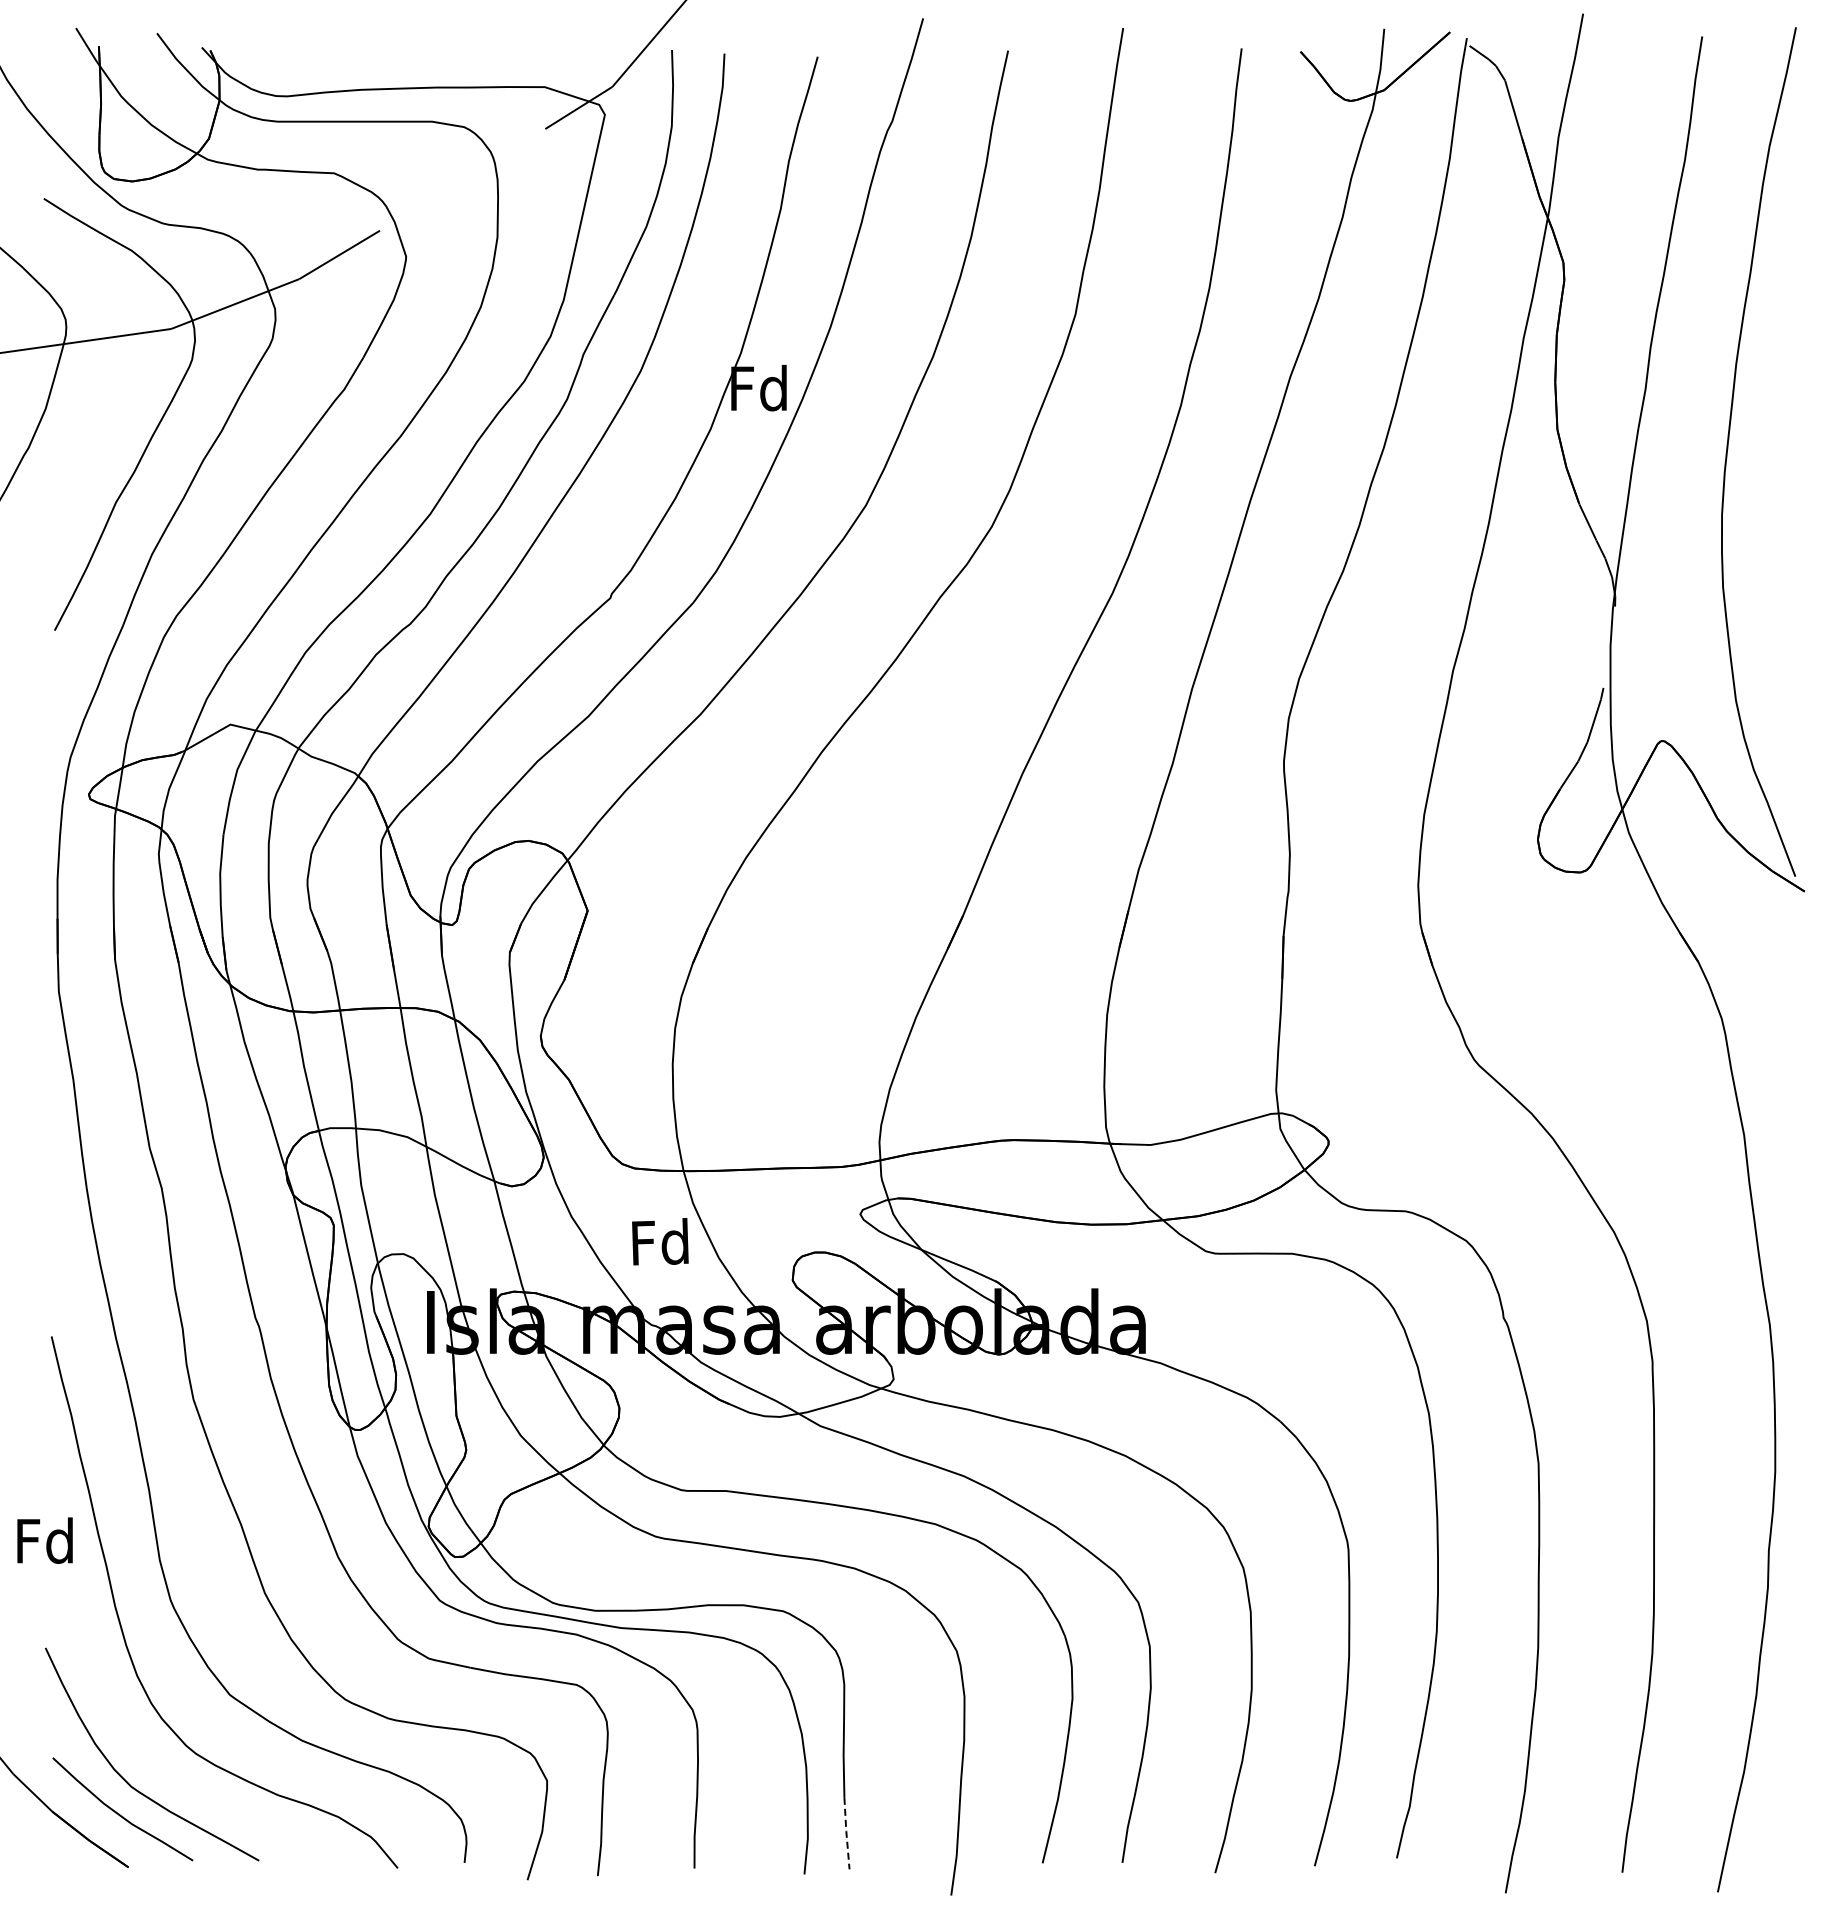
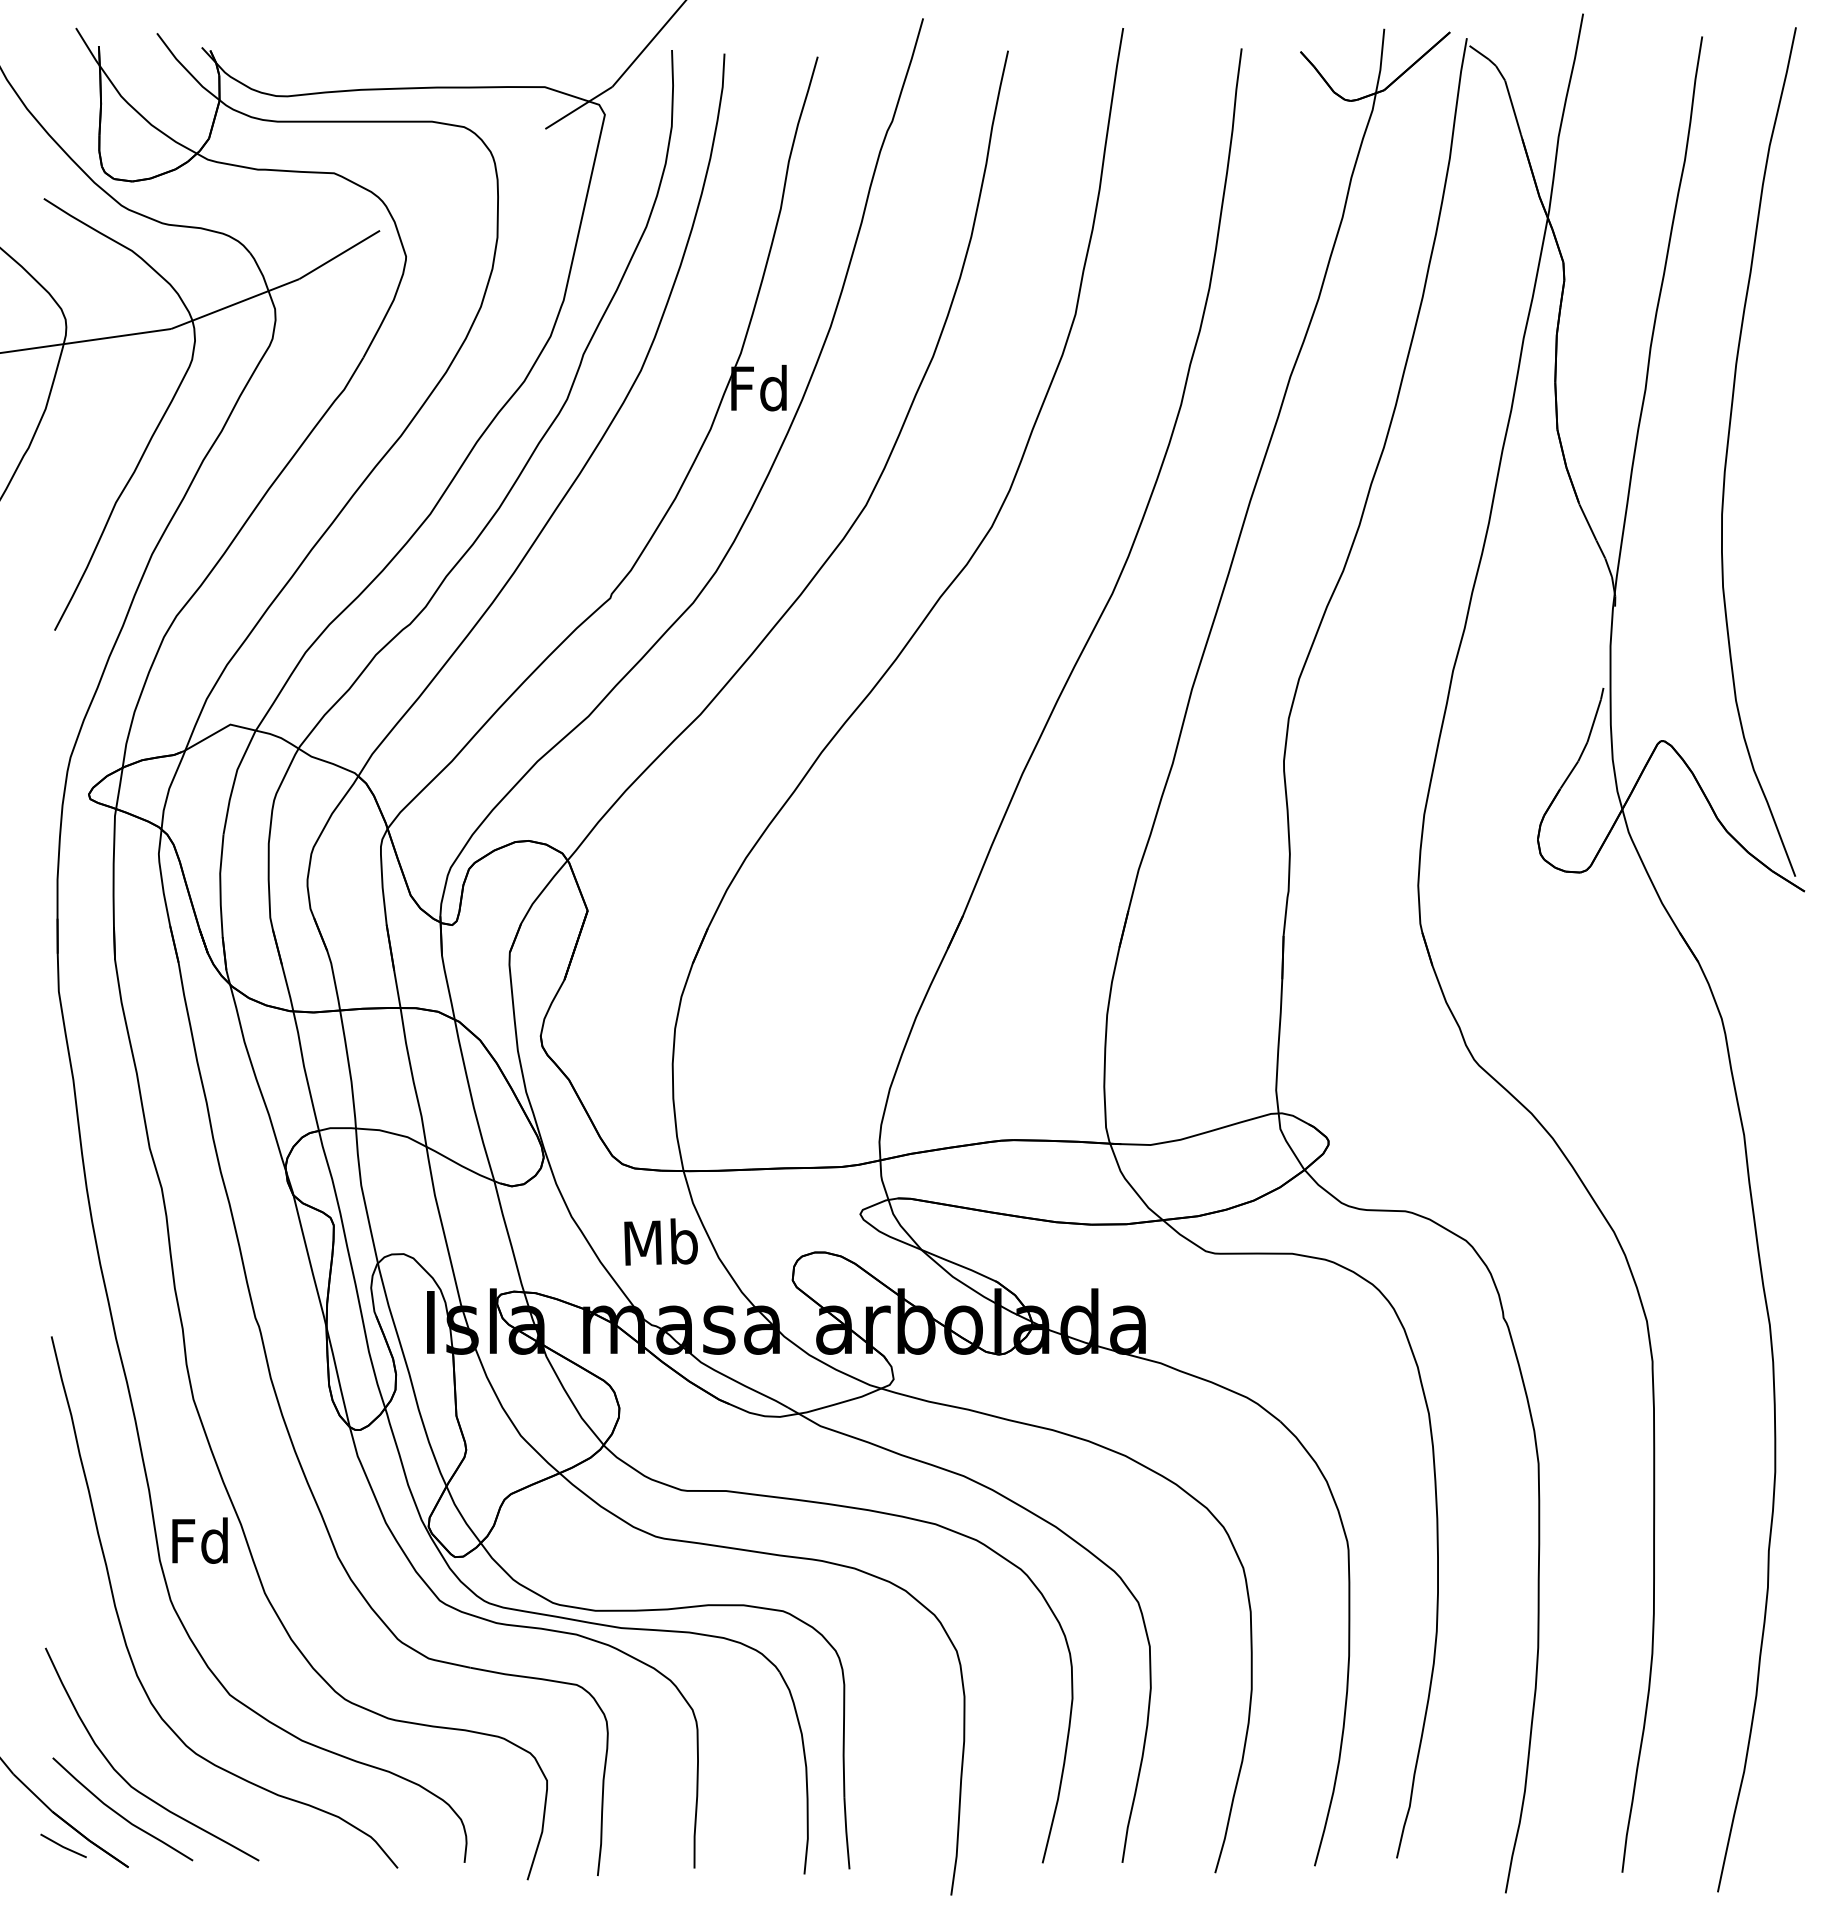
text: Fd -> Mb (660, 1241)
text position: (44, 1540) -> (199, 1540) (199, 1540)
line: dashed -> solid (846, 1833)
line: none -> present (62, 1845)
